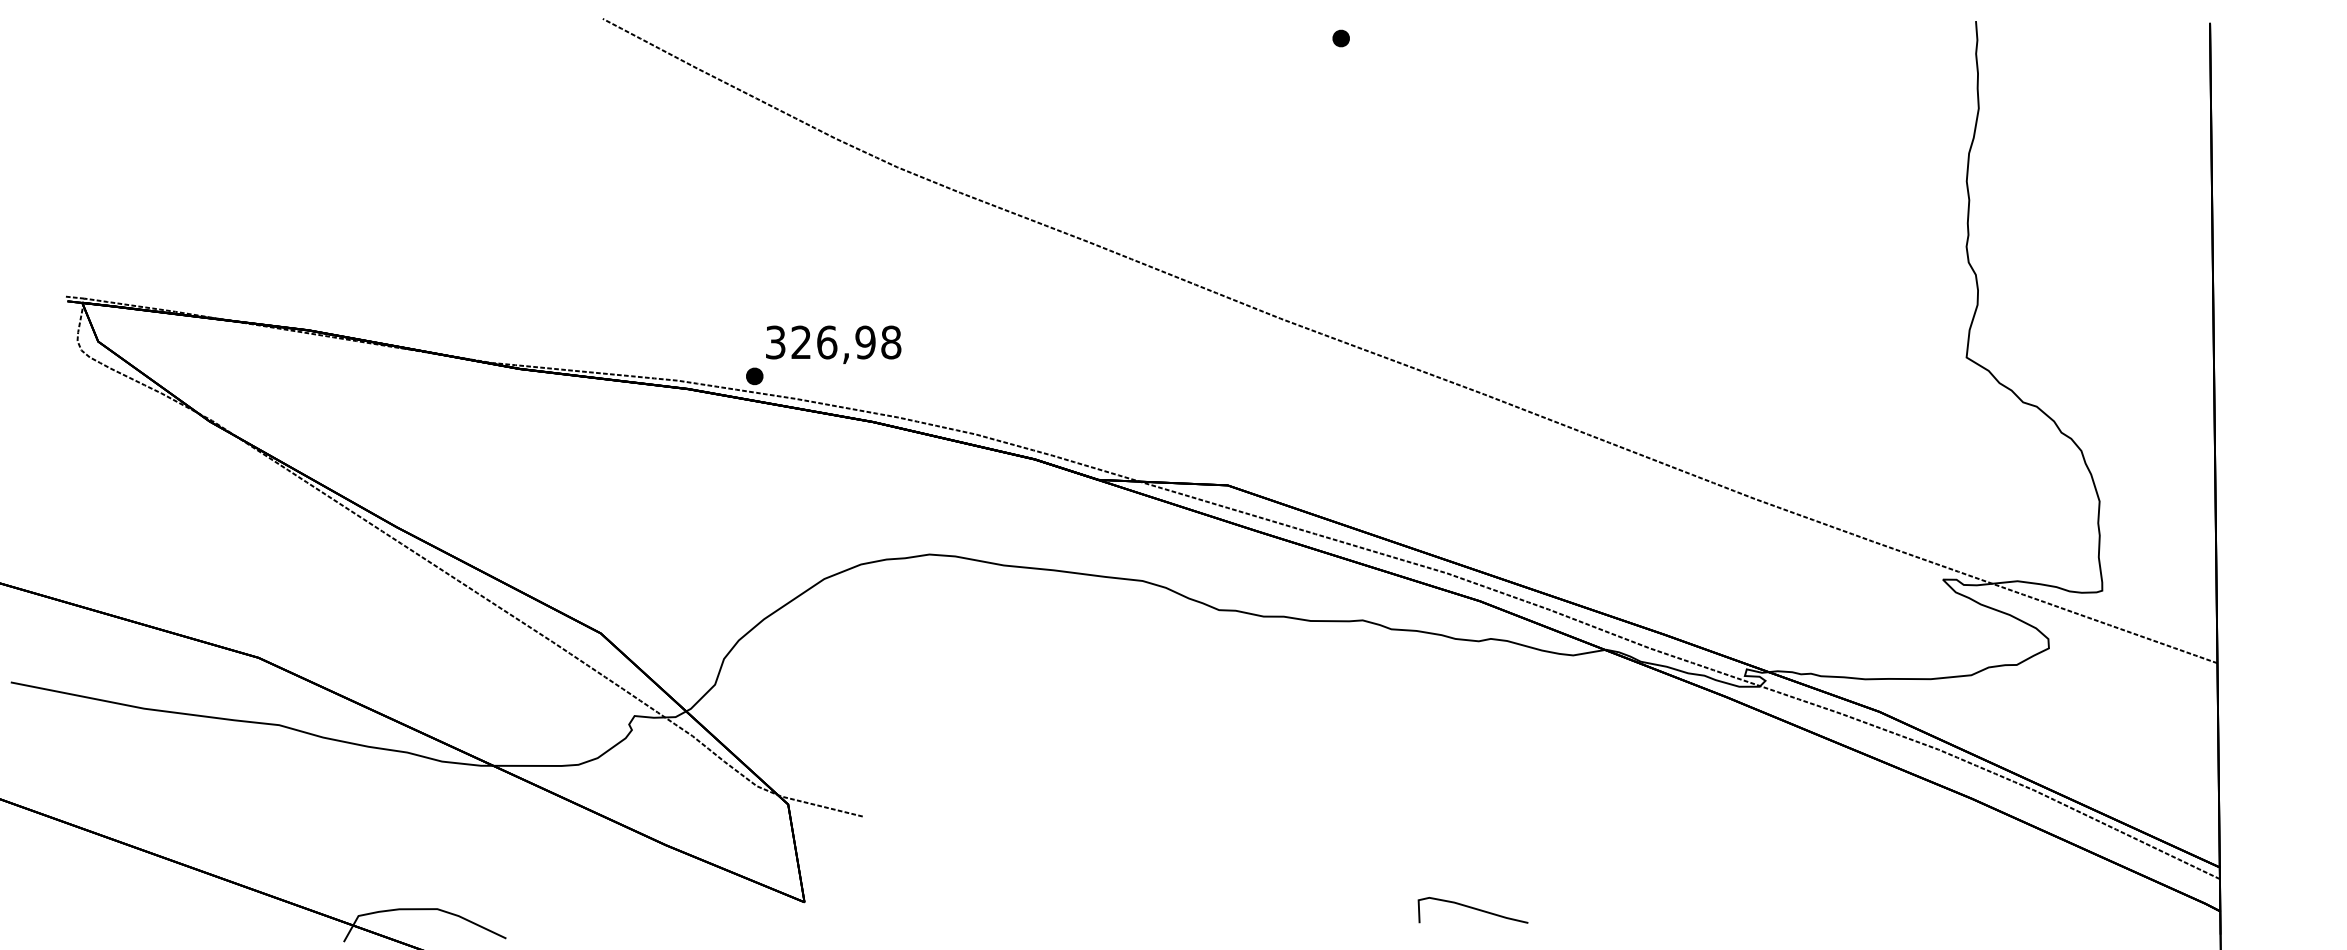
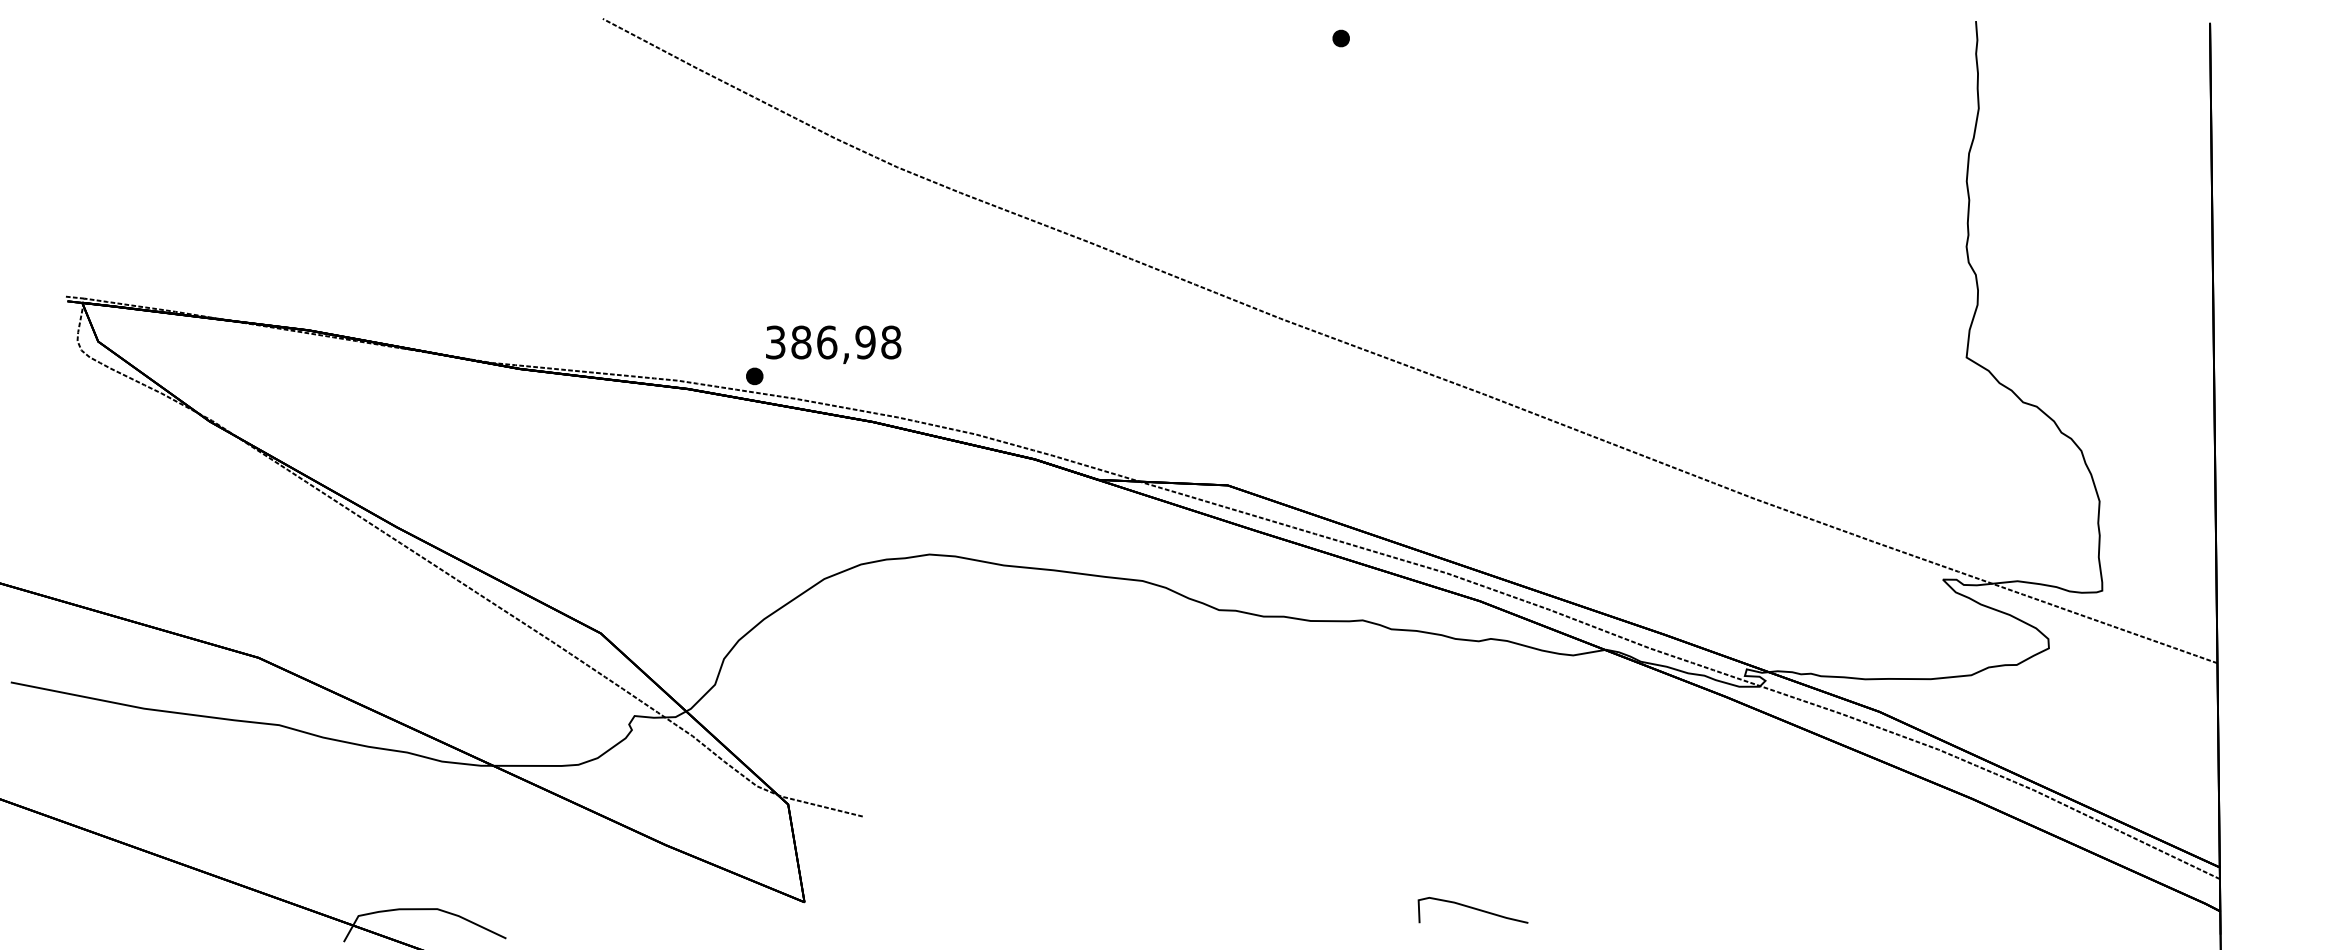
text: 326,98 -> 386,98 (801, 342)
